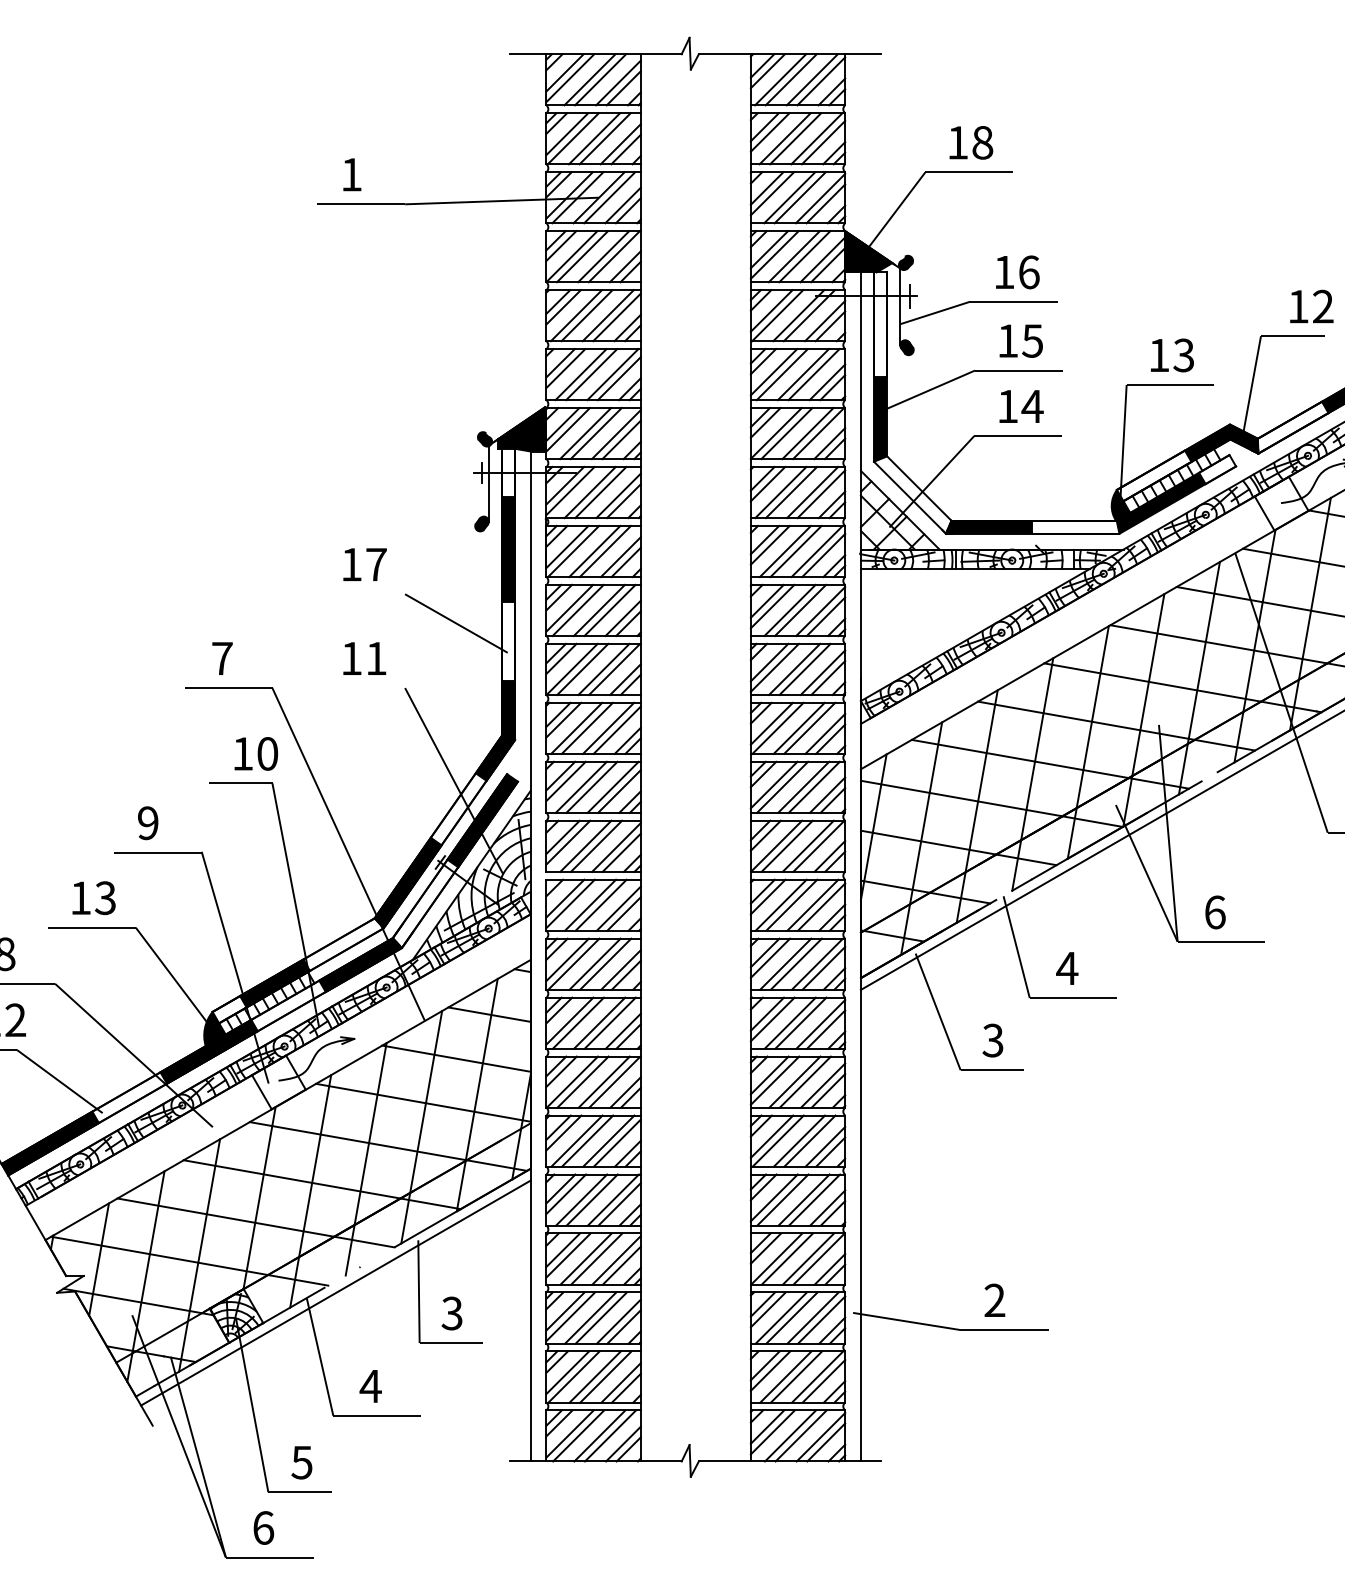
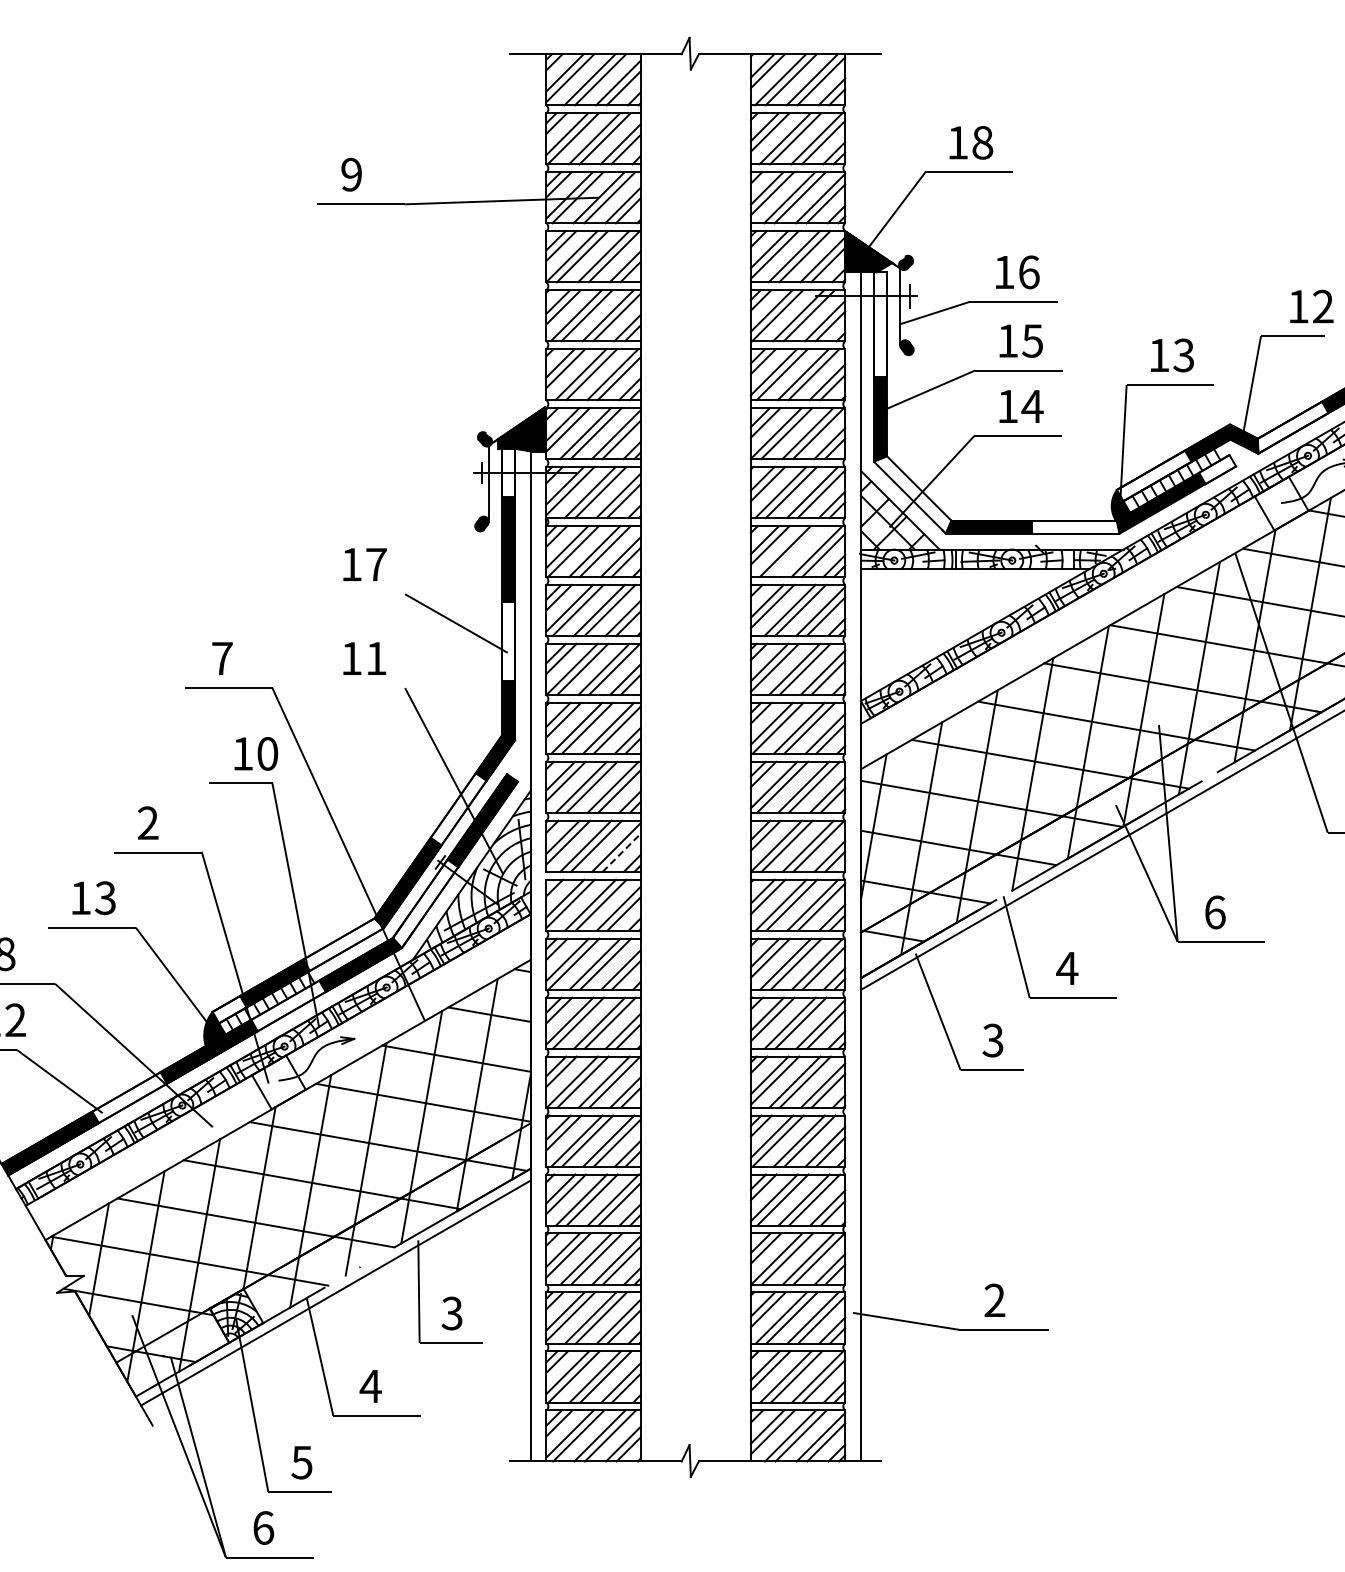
text: 1 -> 9 (351, 174)
line: present -> none (795, 551)
text: 9 -> 2 (148, 823)
line: solid -> dashed (621, 852)
